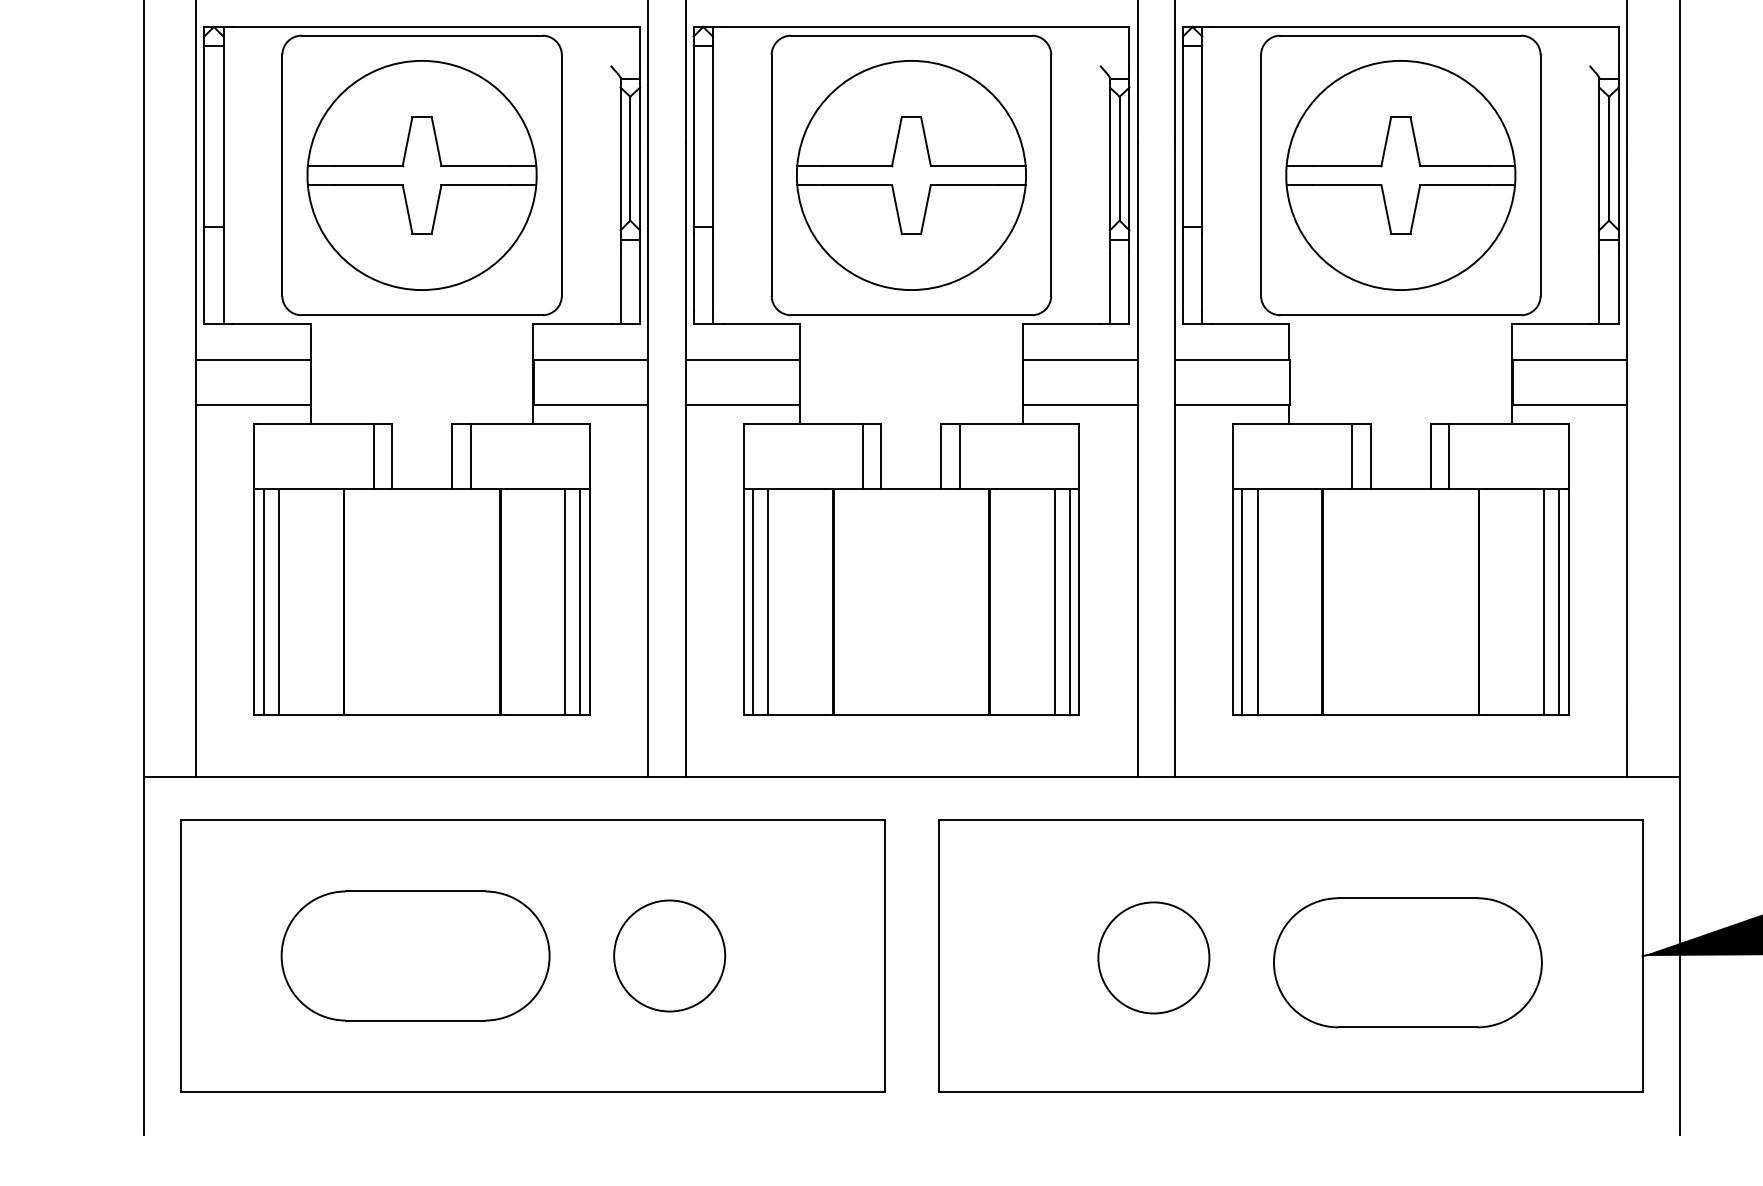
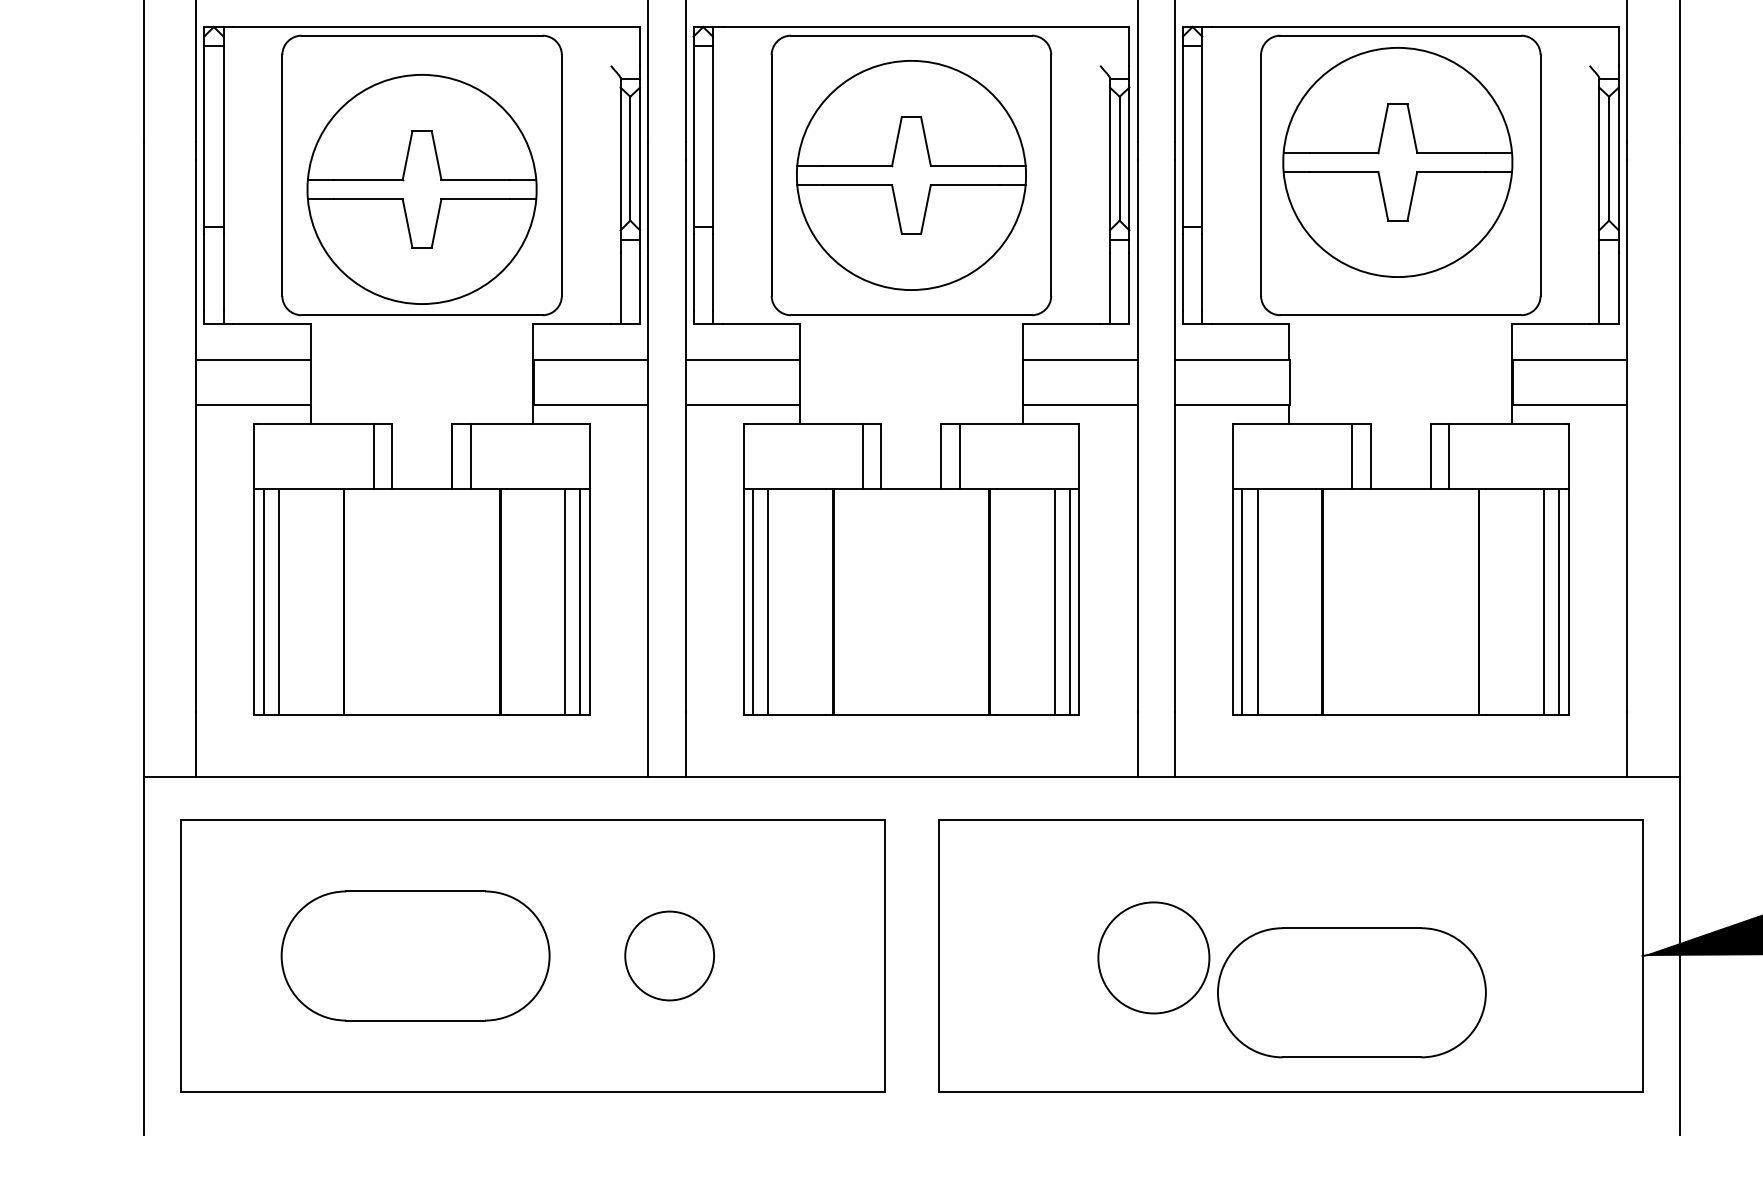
part position: (421, 175) -> (421, 189) (421, 189)
part position: (1400, 175) -> (1397, 162) (1397, 162)
circle diameter: 111 px -> 89 px (669, 955)
part position: (1407, 962) -> (1351, 992) (1351, 992)
